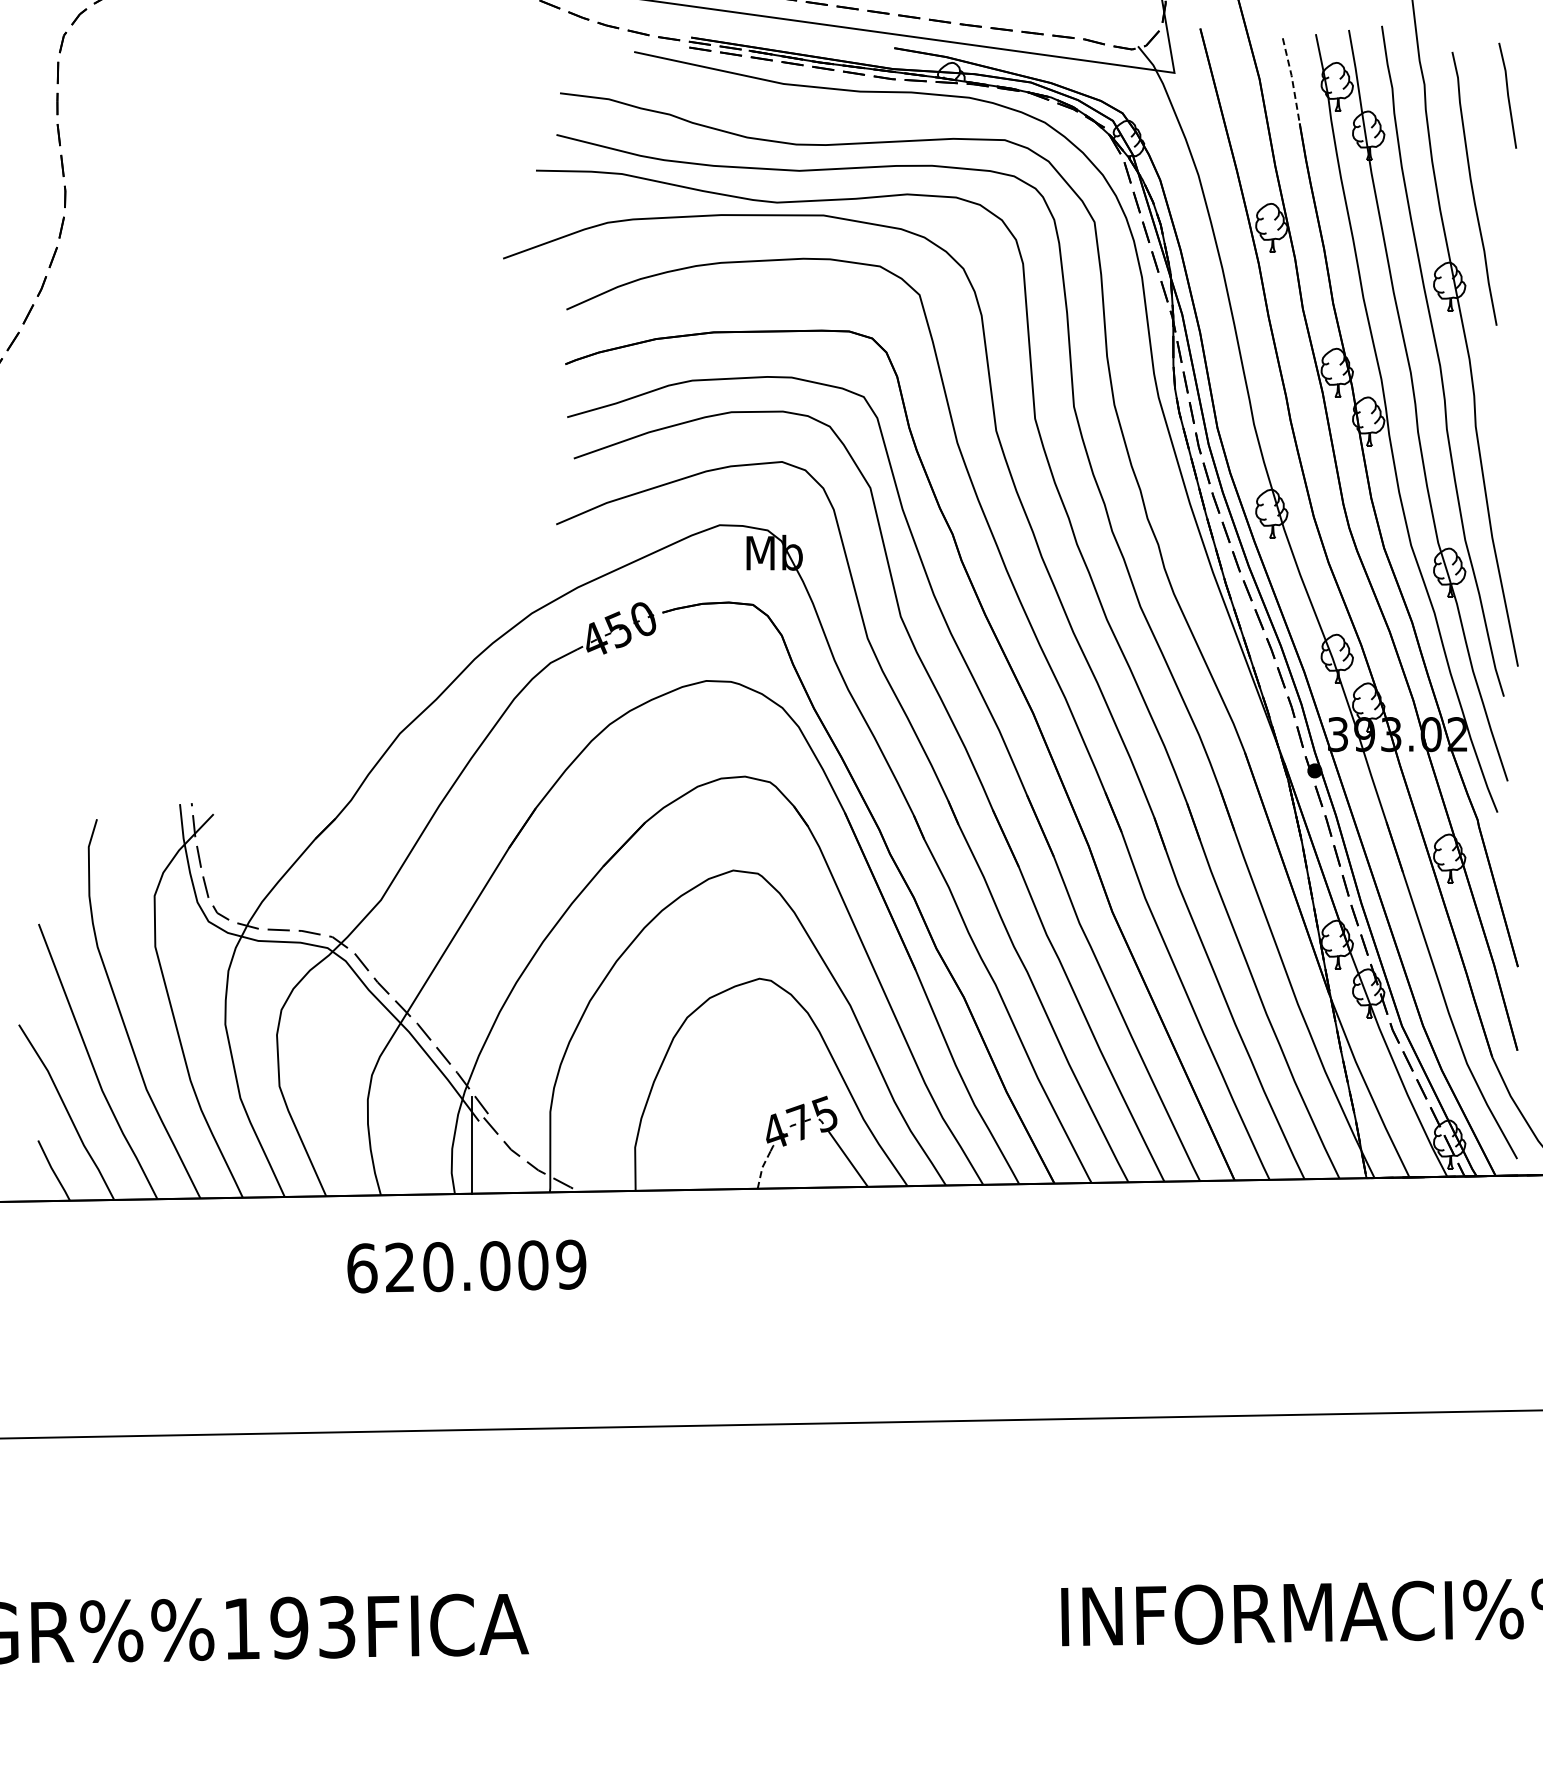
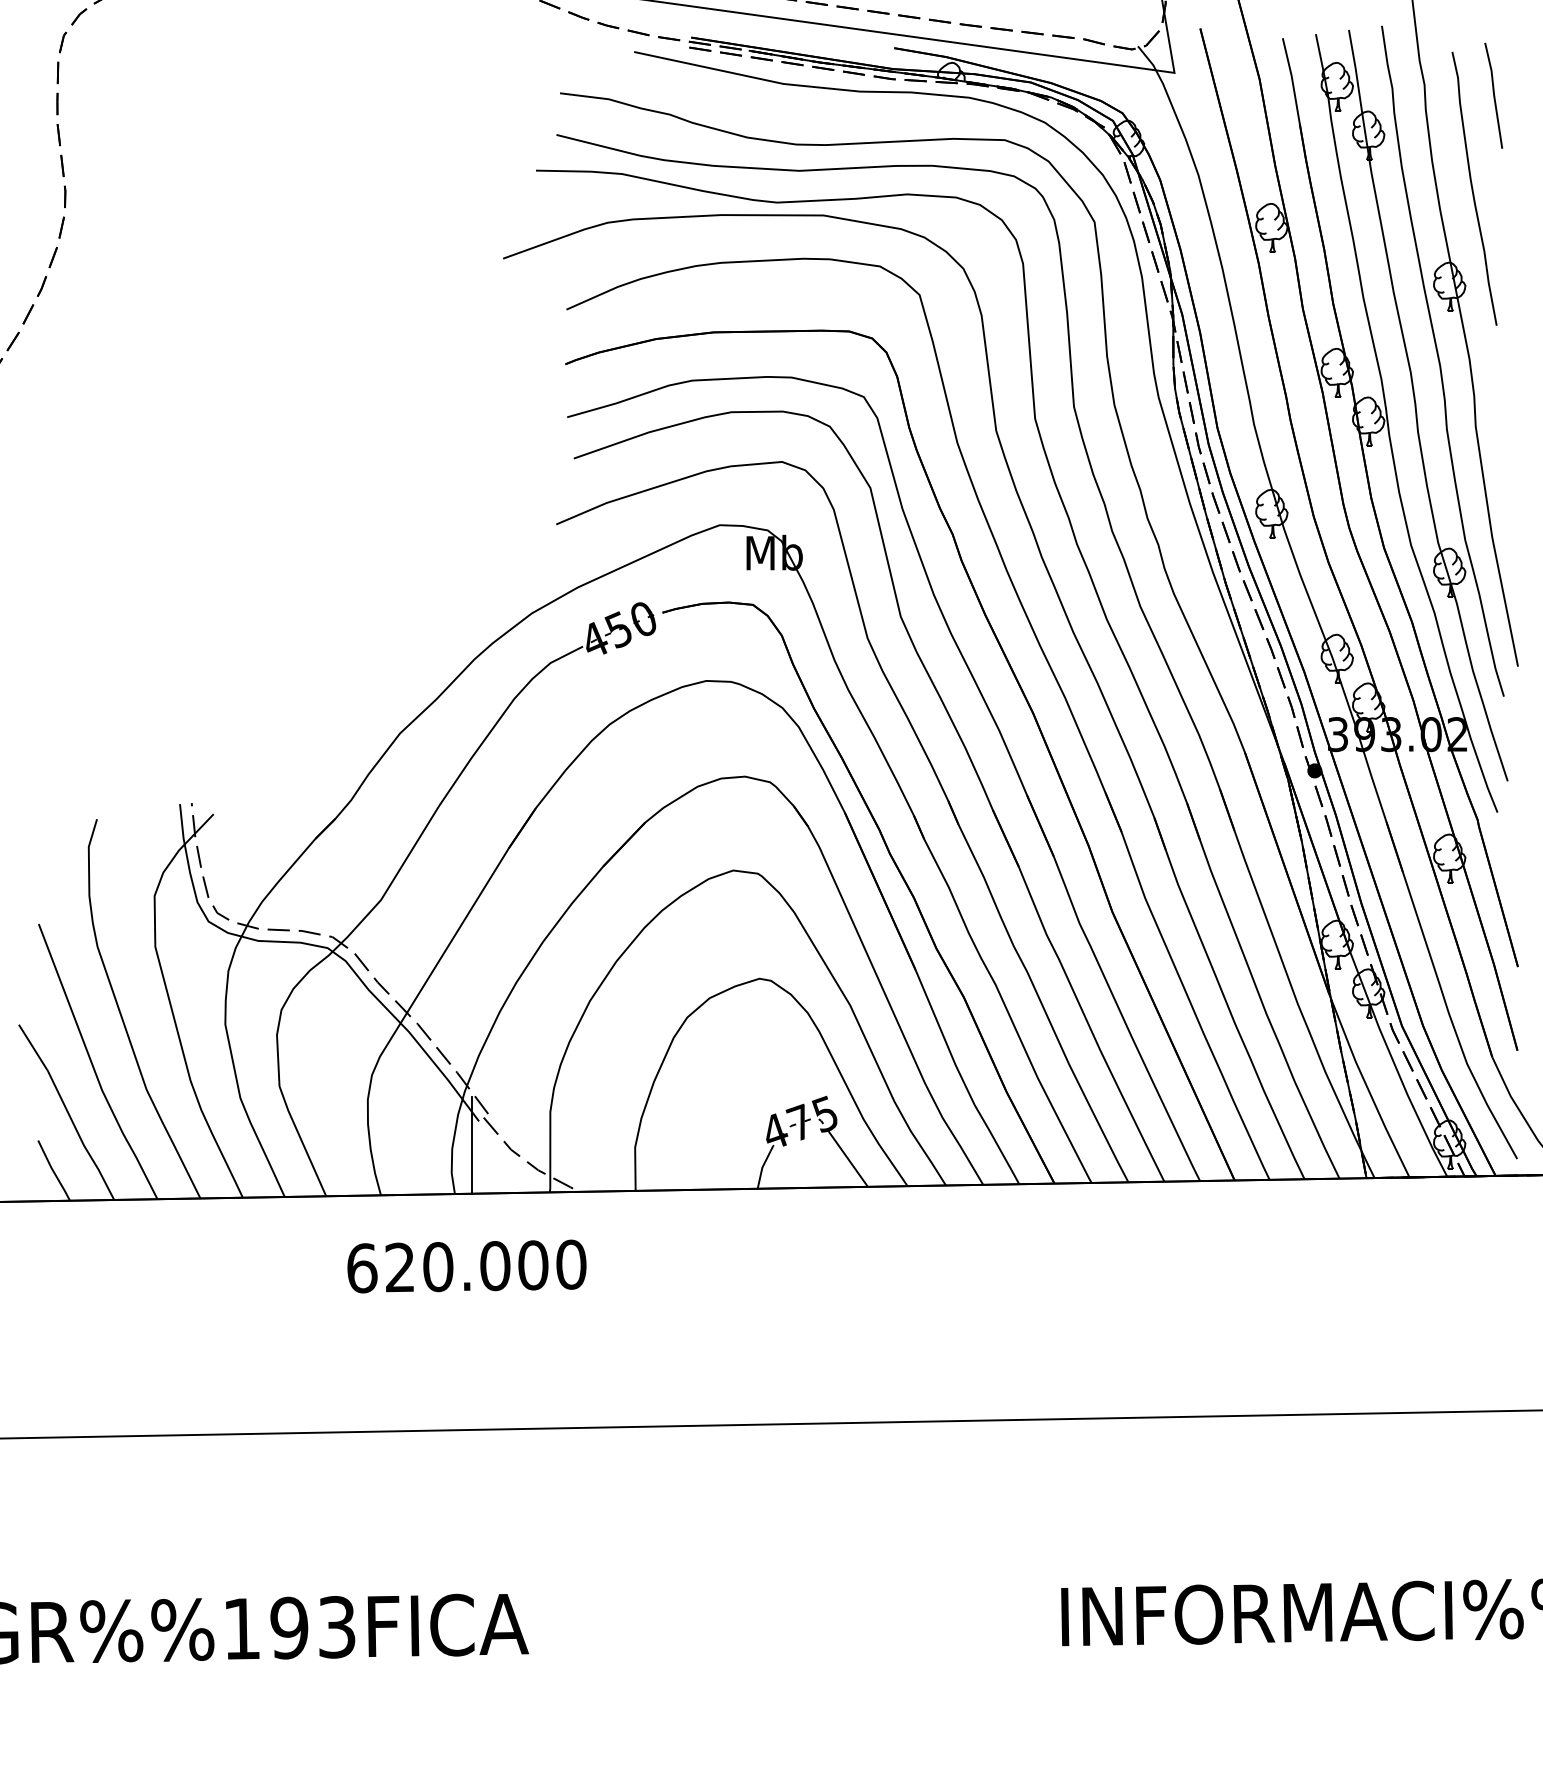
line: dashed -> solid (1292, 80)
line position: (1507, 95) -> (1493, 95) (1493, 95)
line: dashed -> solid (762, 1168)
text: 620.009 -> 620.000 (571, 1264)
